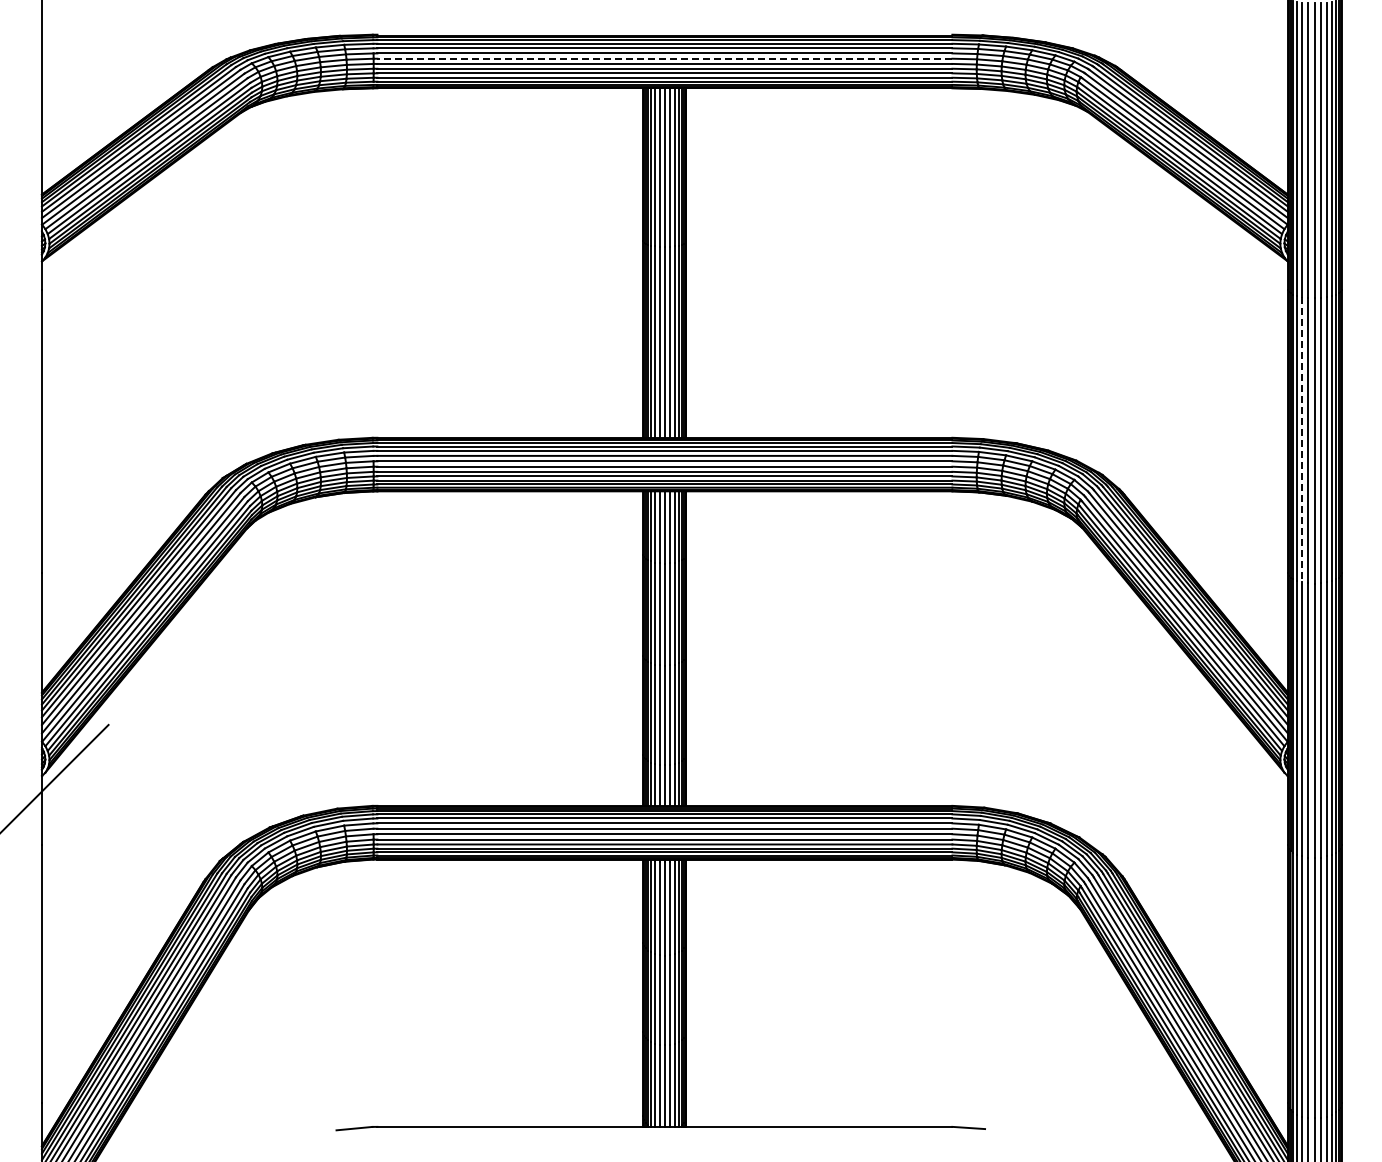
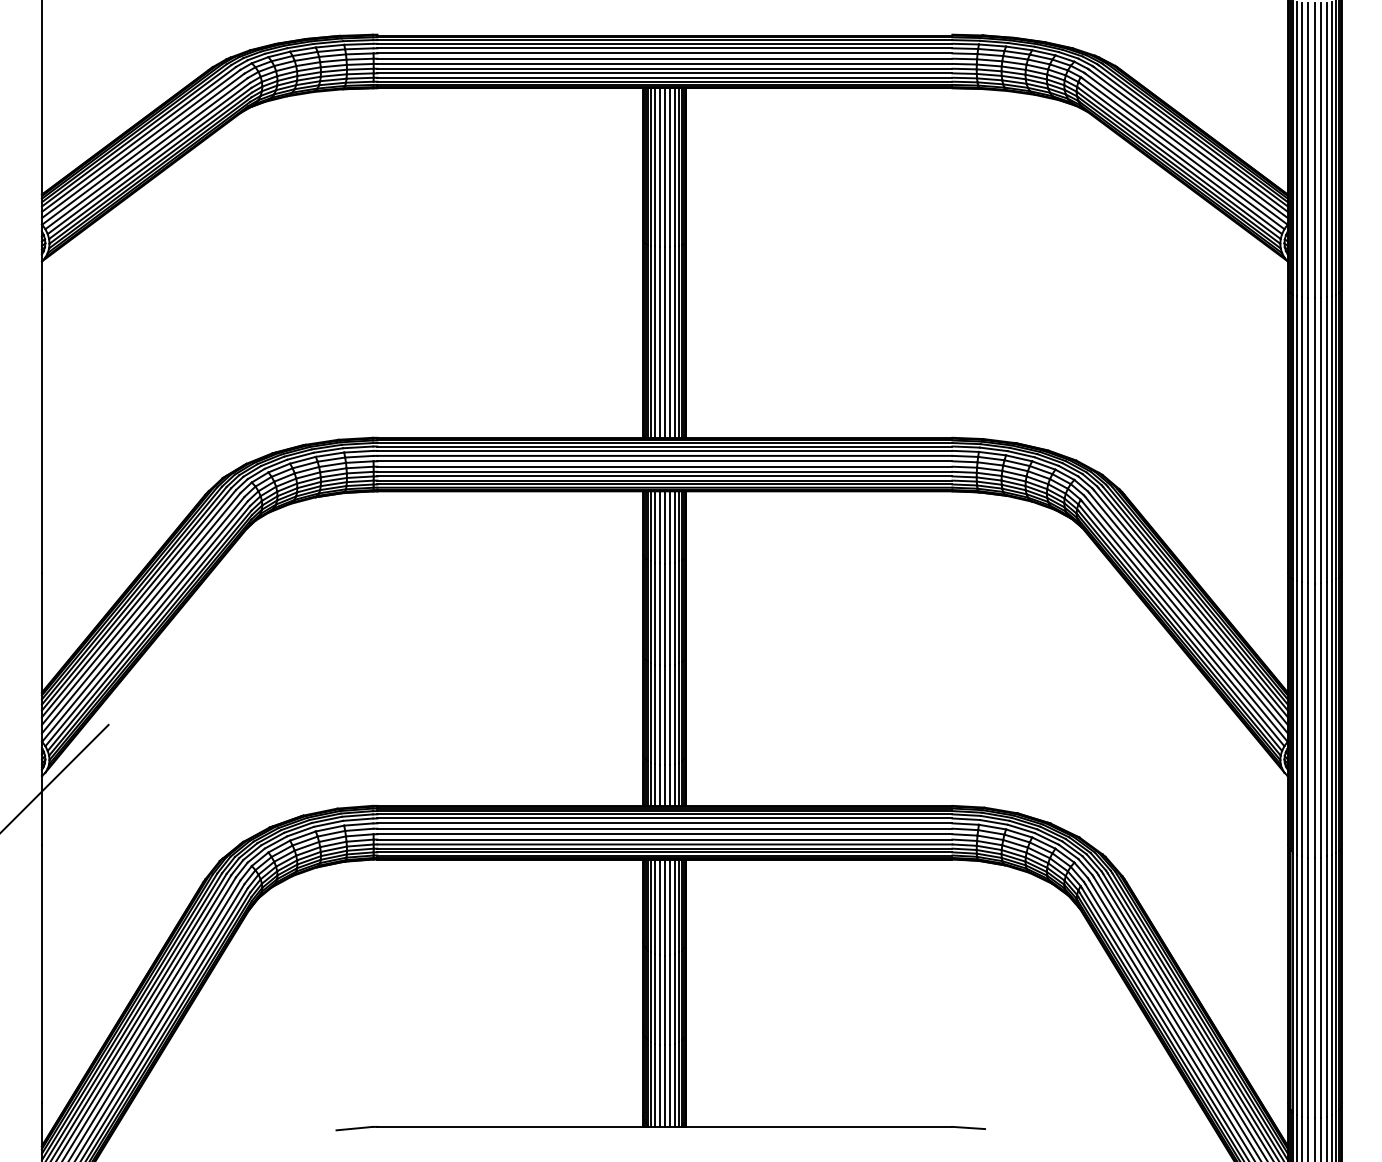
line: dashed -> solid (664, 58)
line: dashed -> solid (1302, 439)
